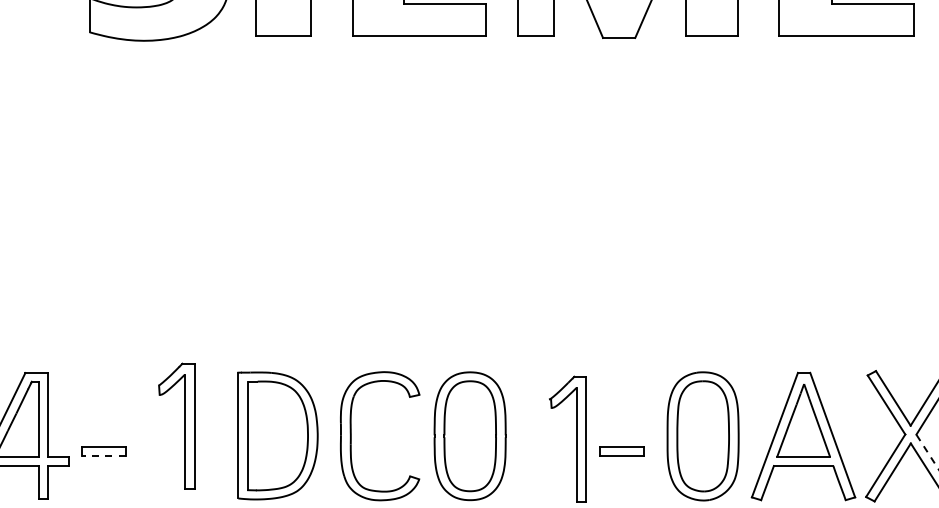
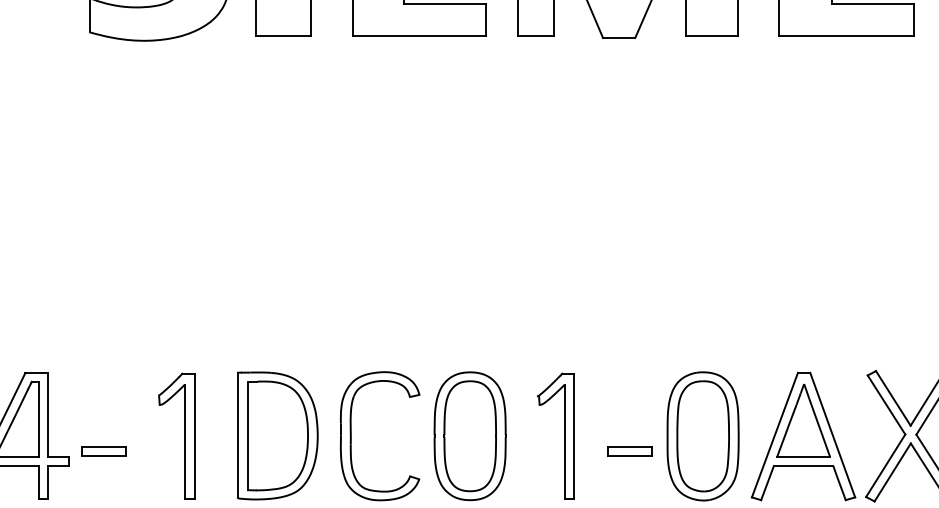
part position: (184, 425) -> (184, 435) (184, 435)
part position: (576, 438) -> (564, 435) (564, 435)
part position: (621, 451) -> (629, 451) (629, 451)
line: dashed -> solid (927, 451)
line: dashed -> solid (103, 455)
